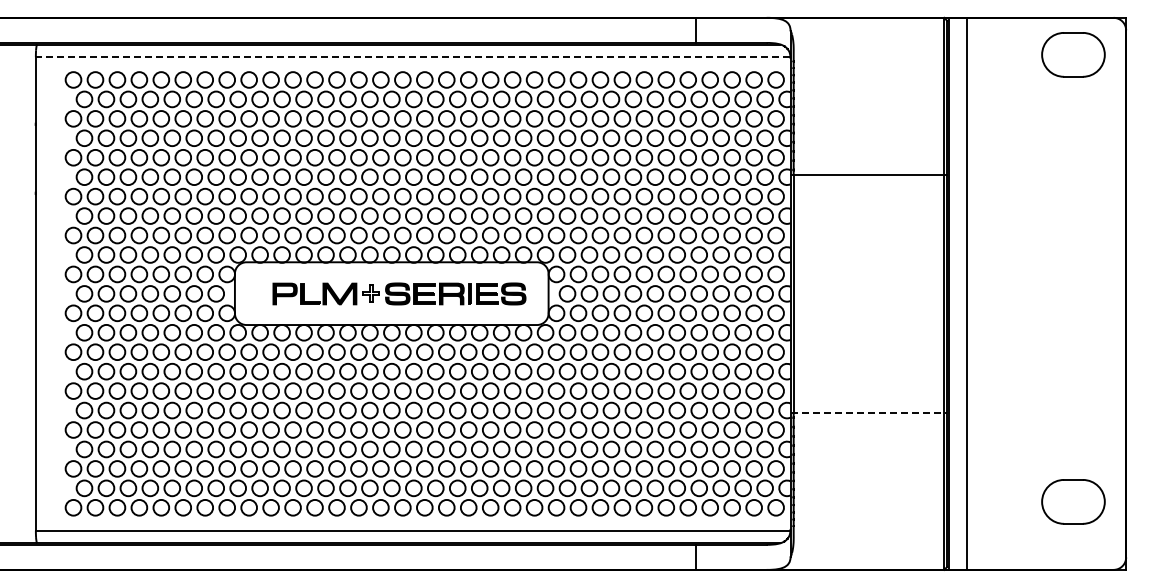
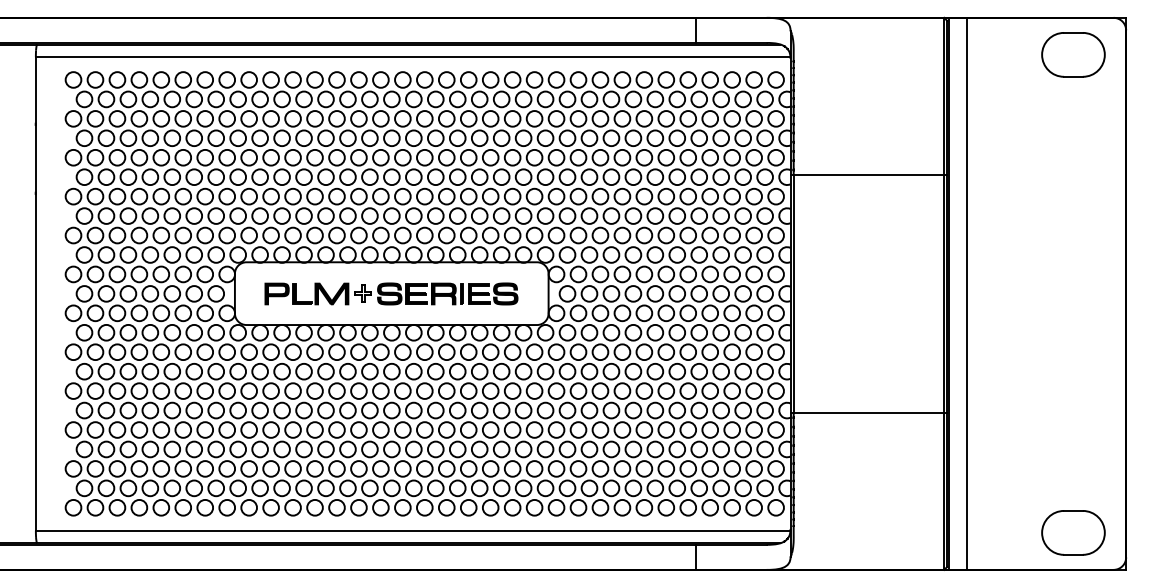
line: dashed -> solid (412, 57)
part position: (399, 293) -> (391, 293) (391, 293)
line: dashed -> solid (869, 413)
part position: (1073, 501) -> (1073, 532) (1073, 532)
